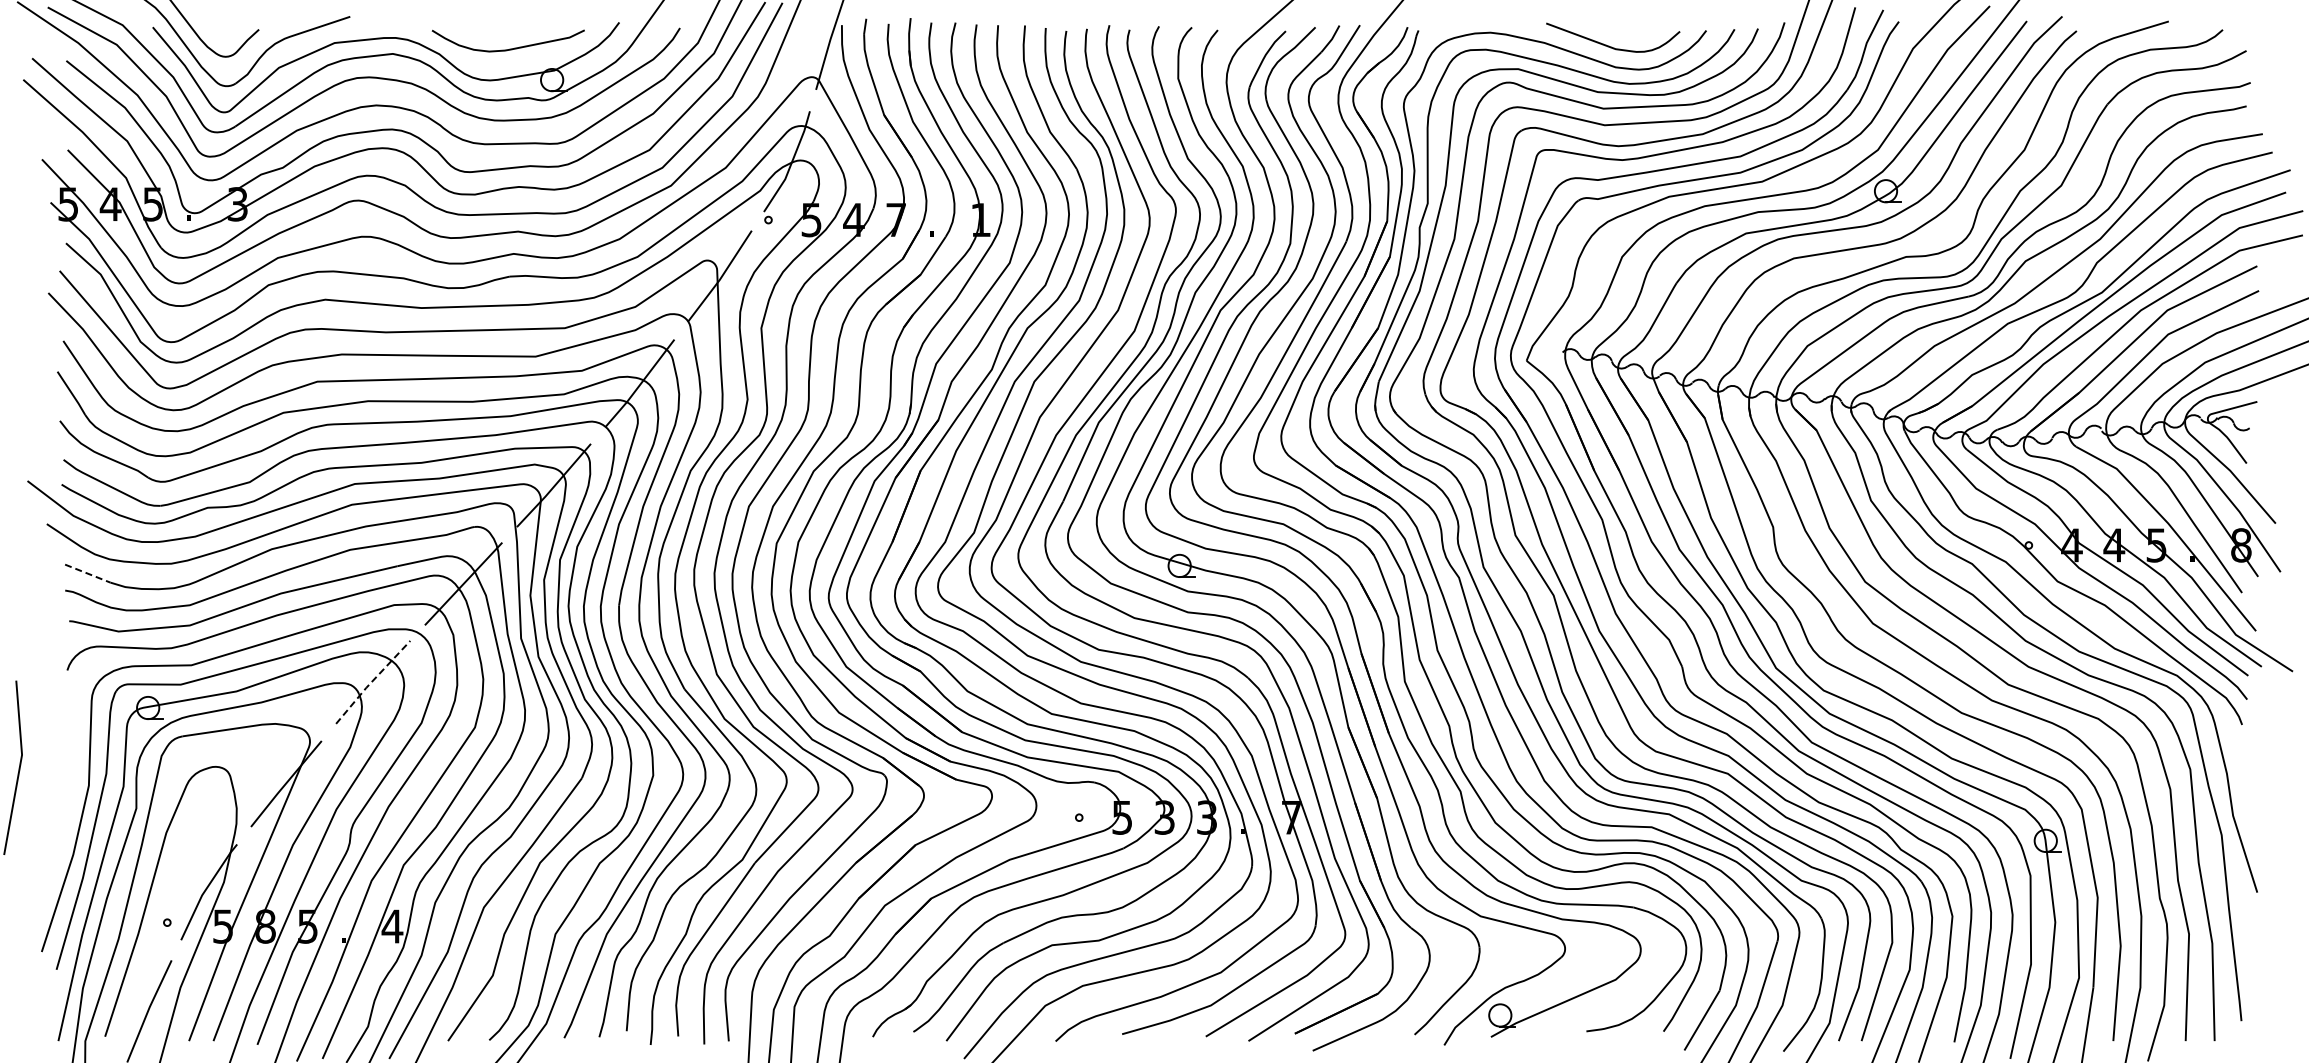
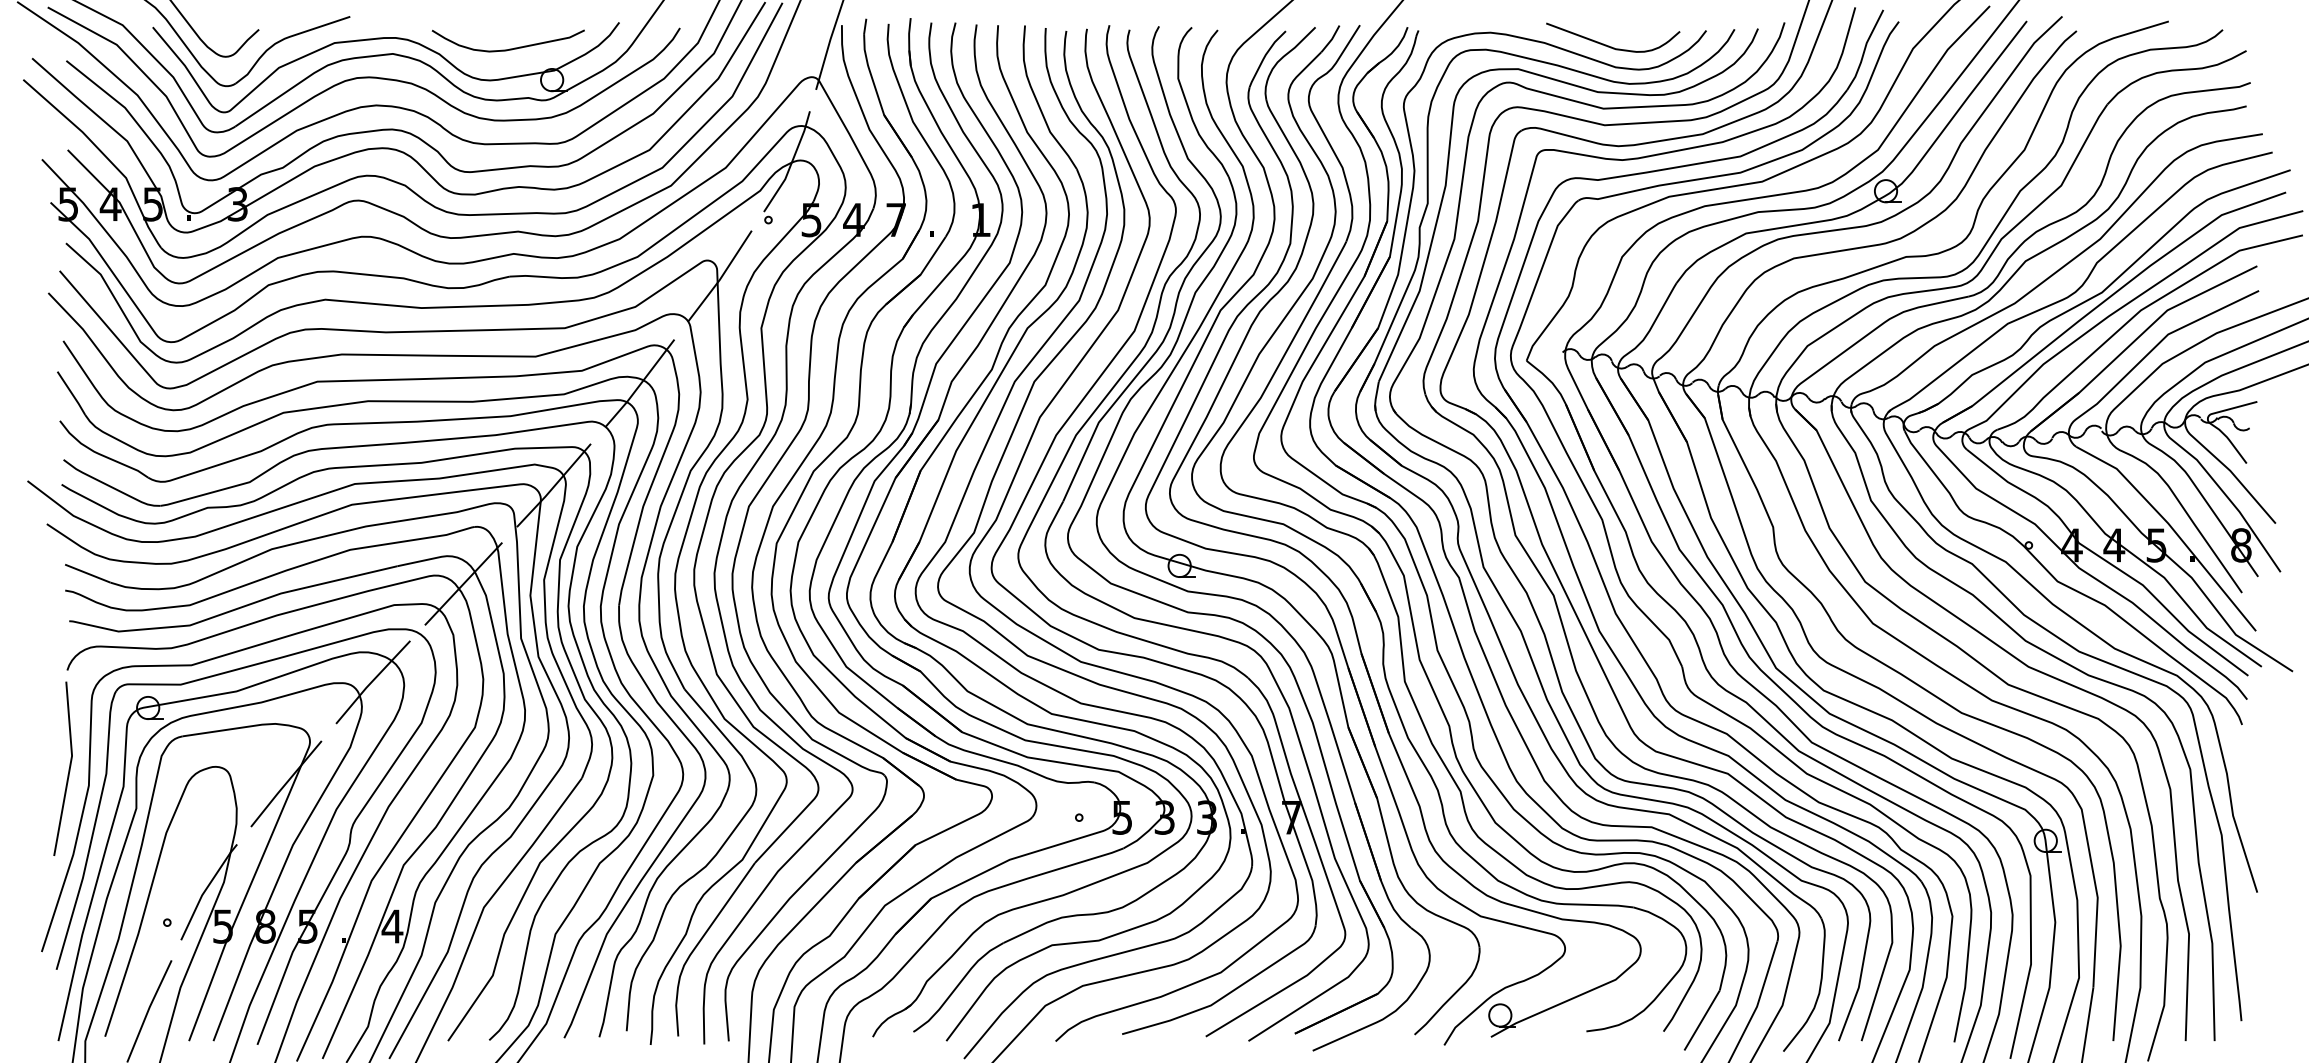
line: dashed -> solid (88, 573)
line: dashed -> solid (372, 681)
line position: (18, 767) -> (68, 768) (68, 768)
